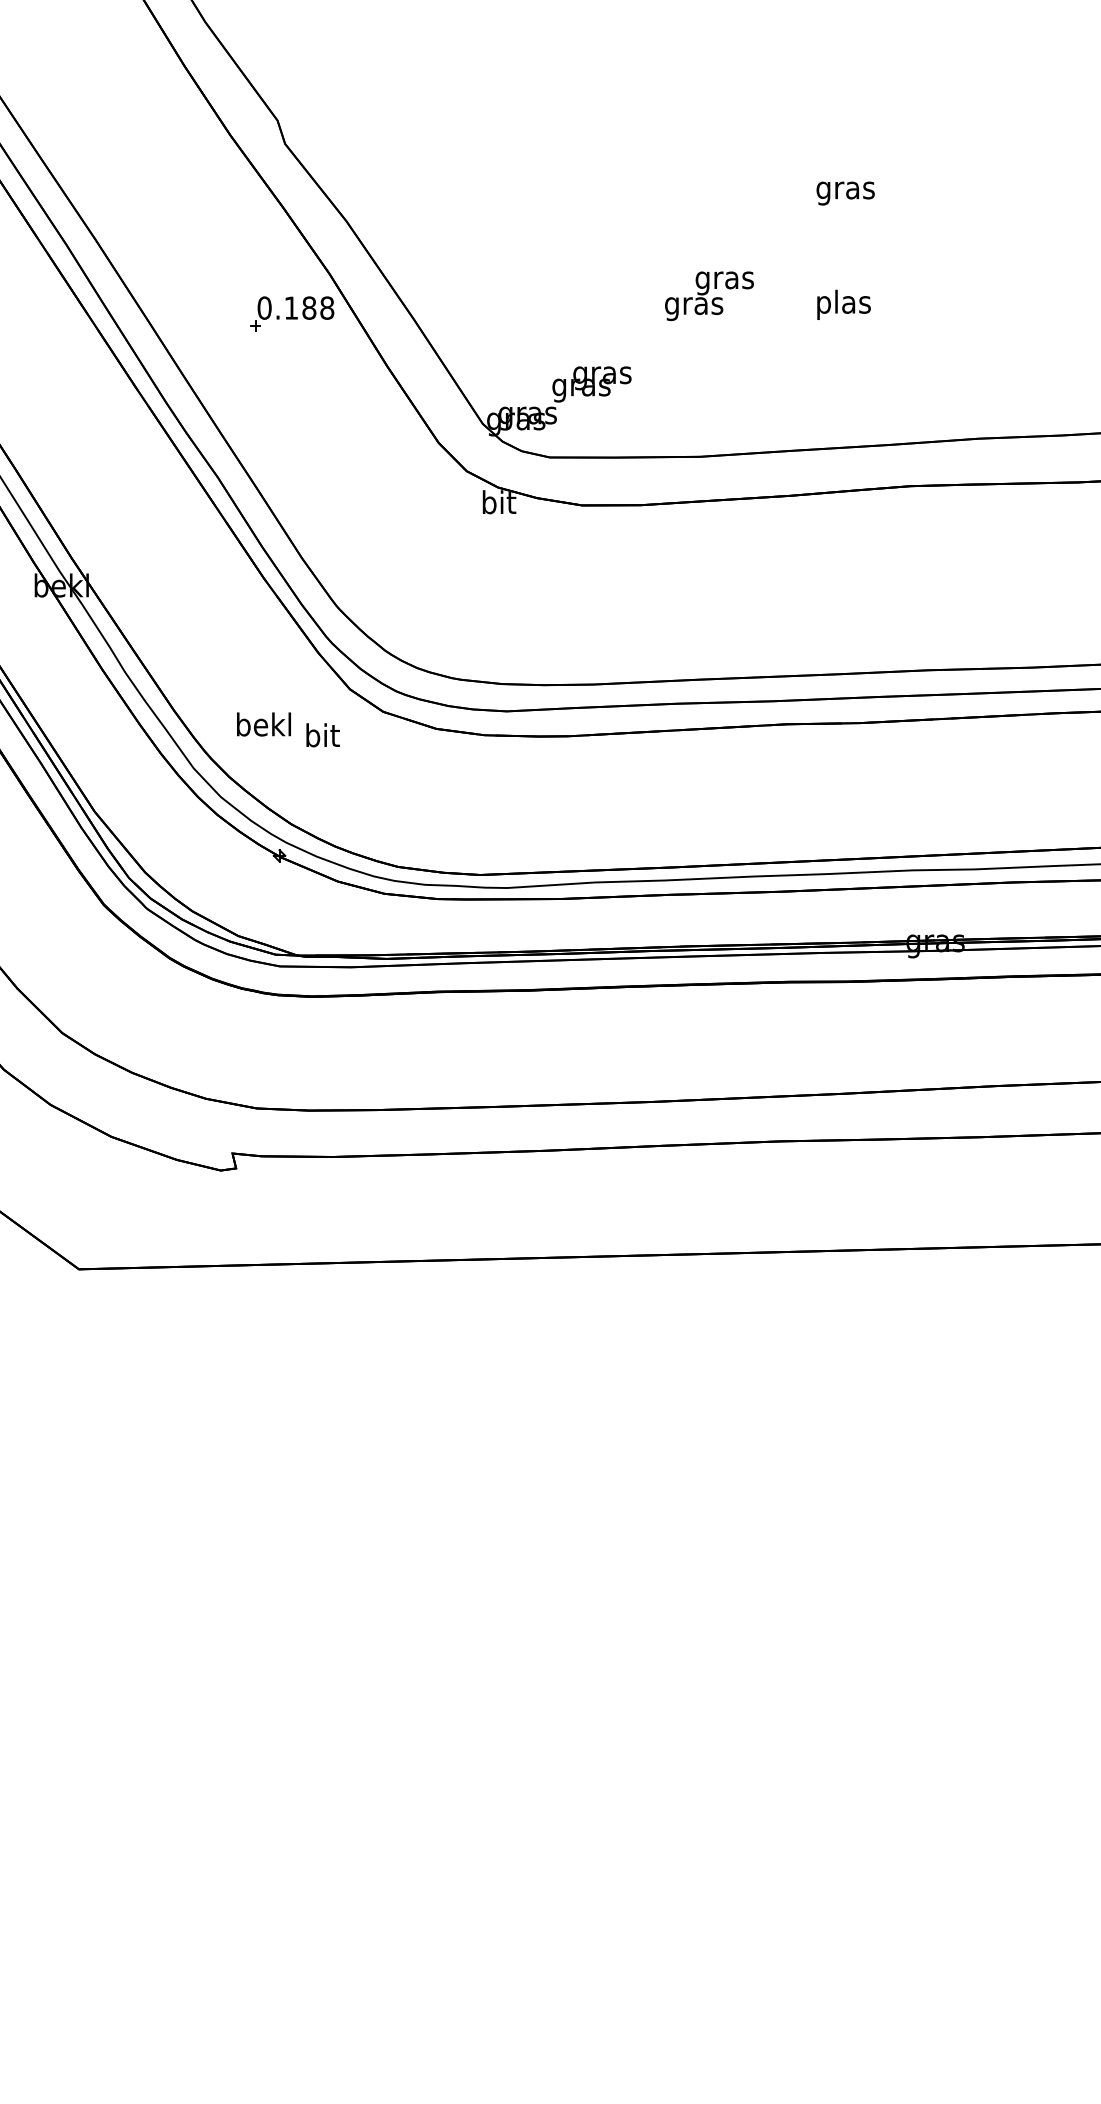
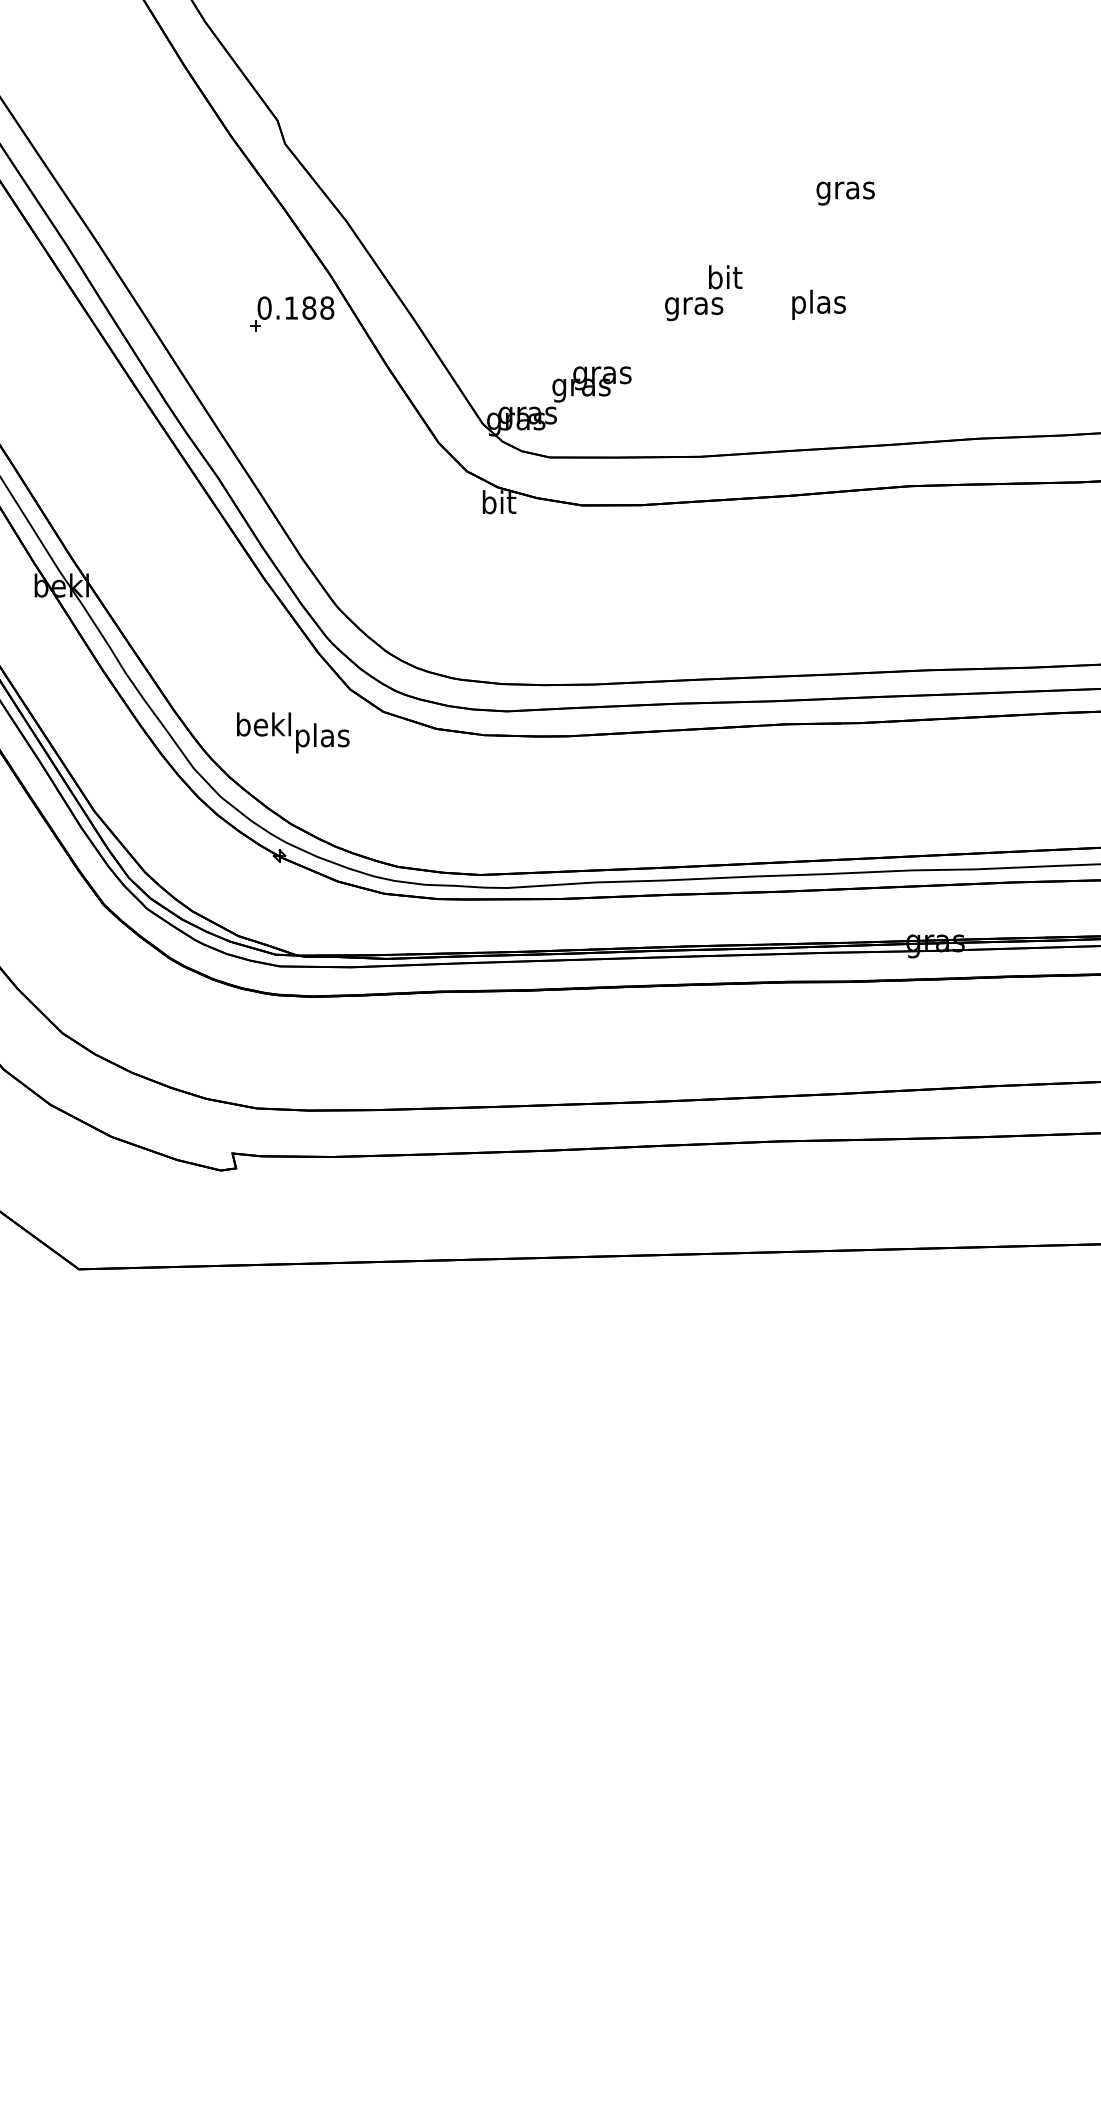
text: gras -> bit (724, 280)
text position: (843, 304) -> (818, 304) (818, 304)
text: bit -> plas (322, 738)
